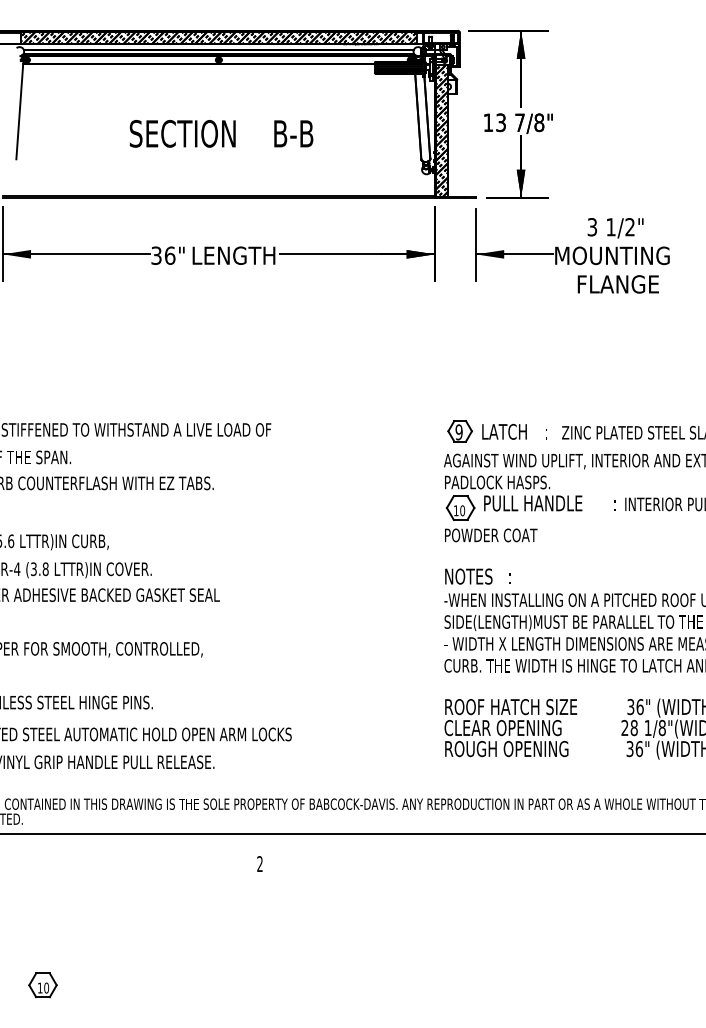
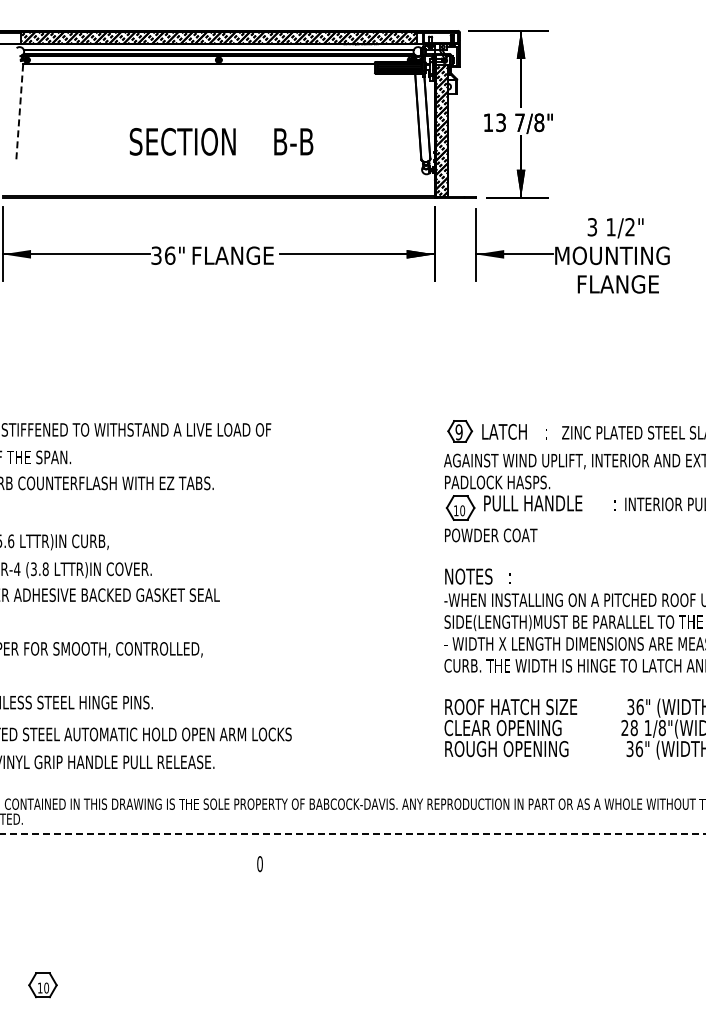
line: solid -> dashed (19, 108)
text position: (221, 133) -> (221, 141) (221, 141)
text: LENGTH -> FLANGE (234, 255)
line: solid -> dashed (352, 833)
text: 2 -> 0 (259, 864)
